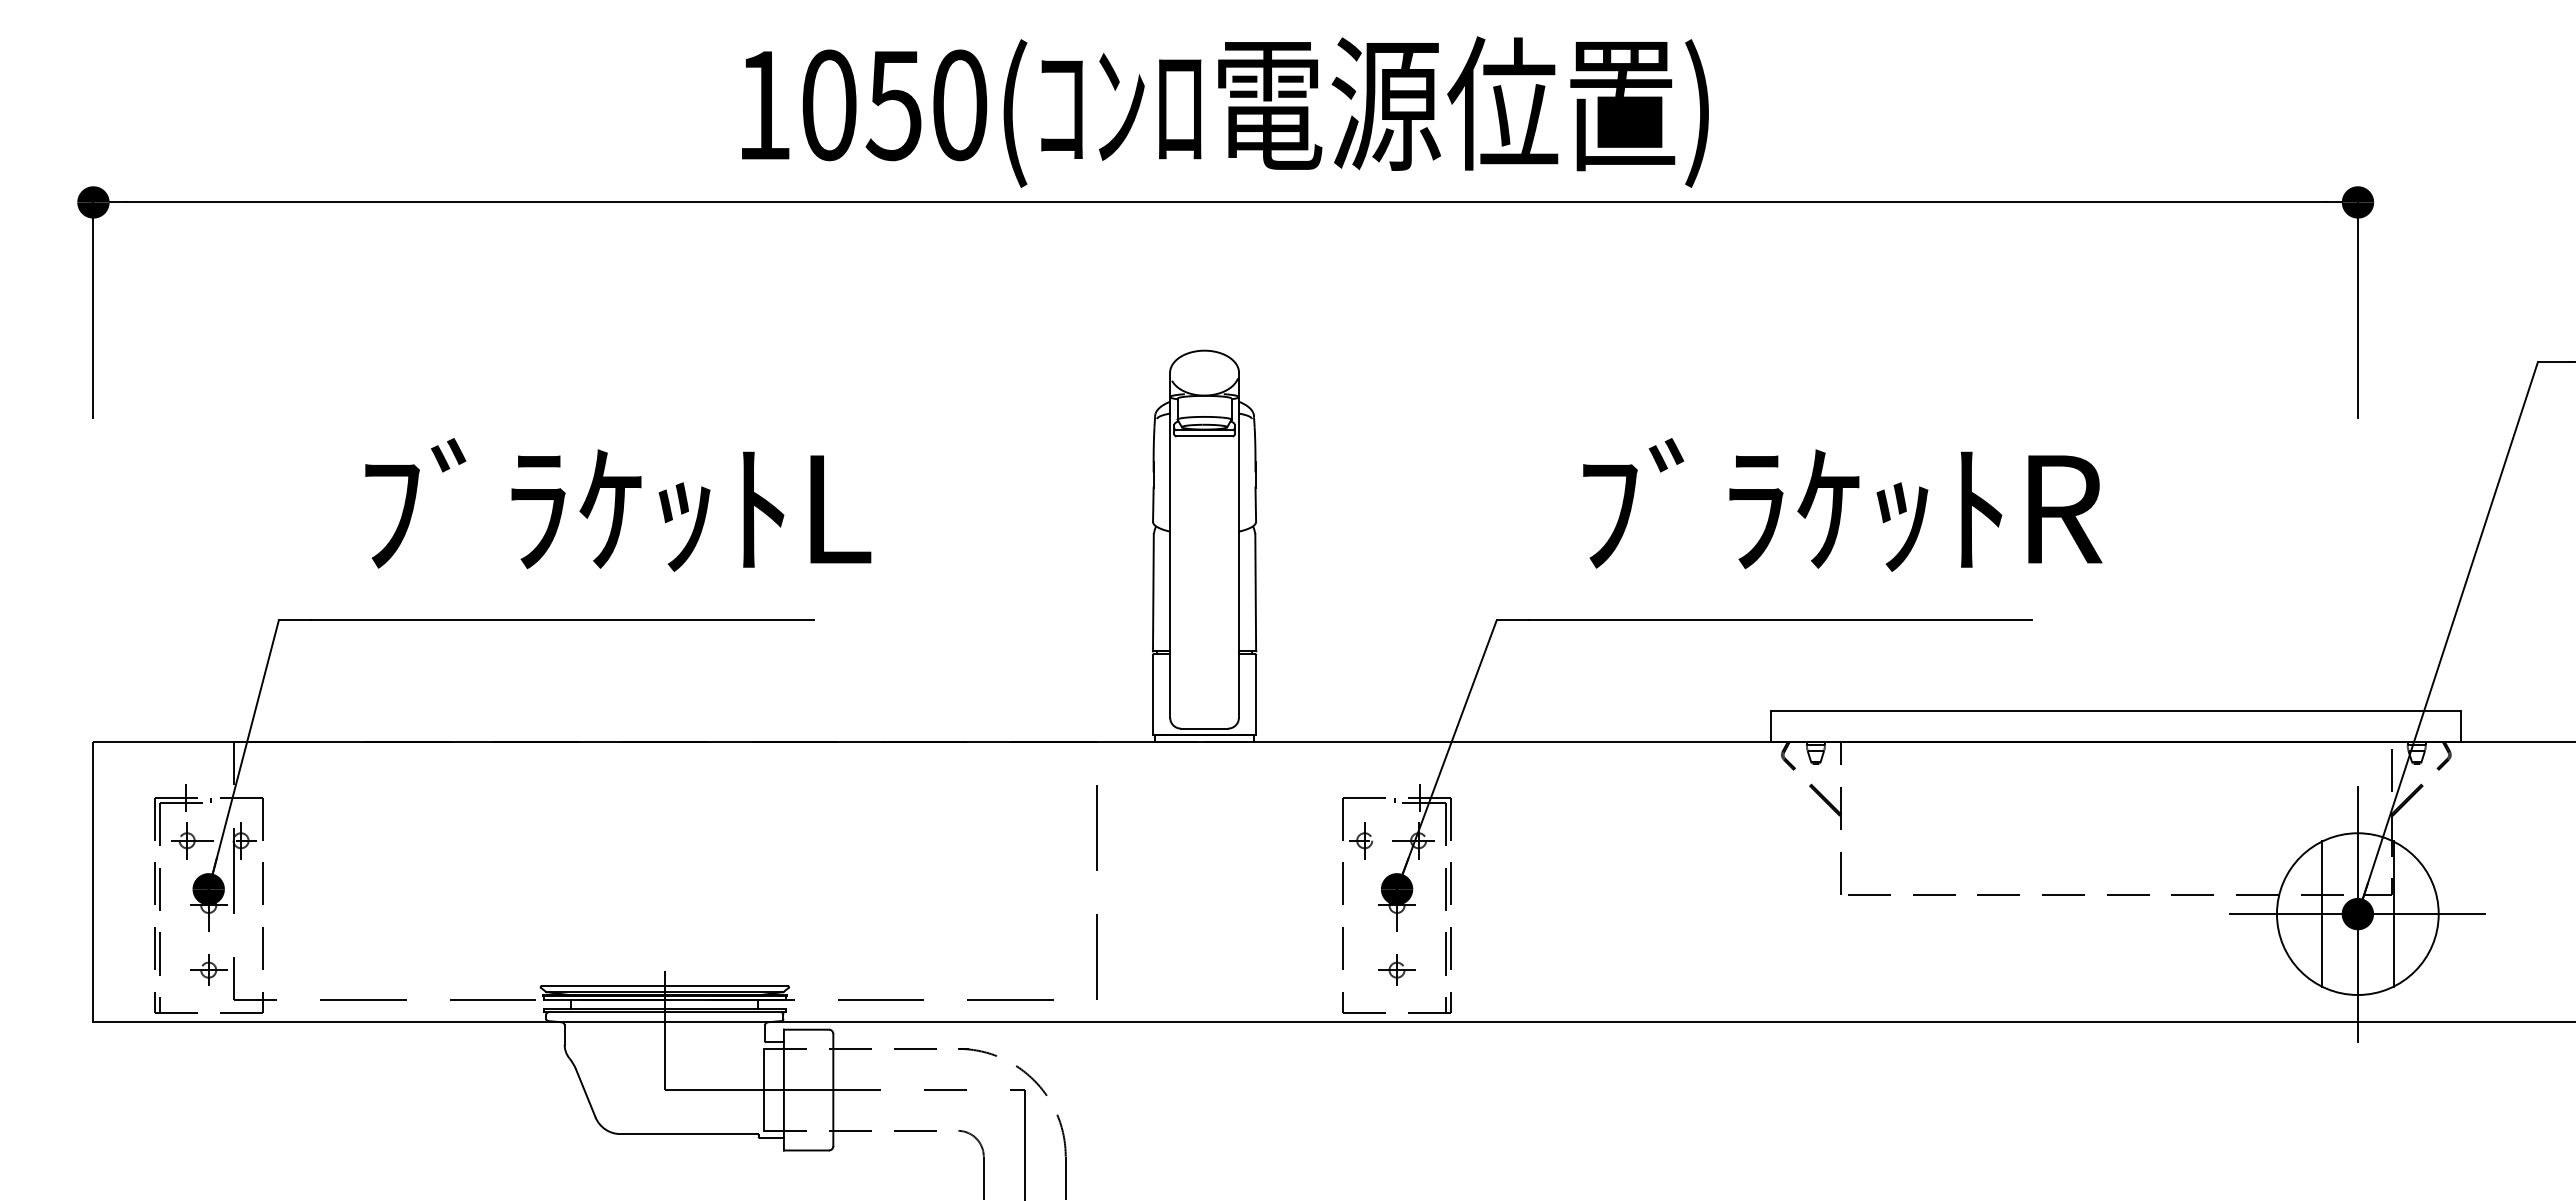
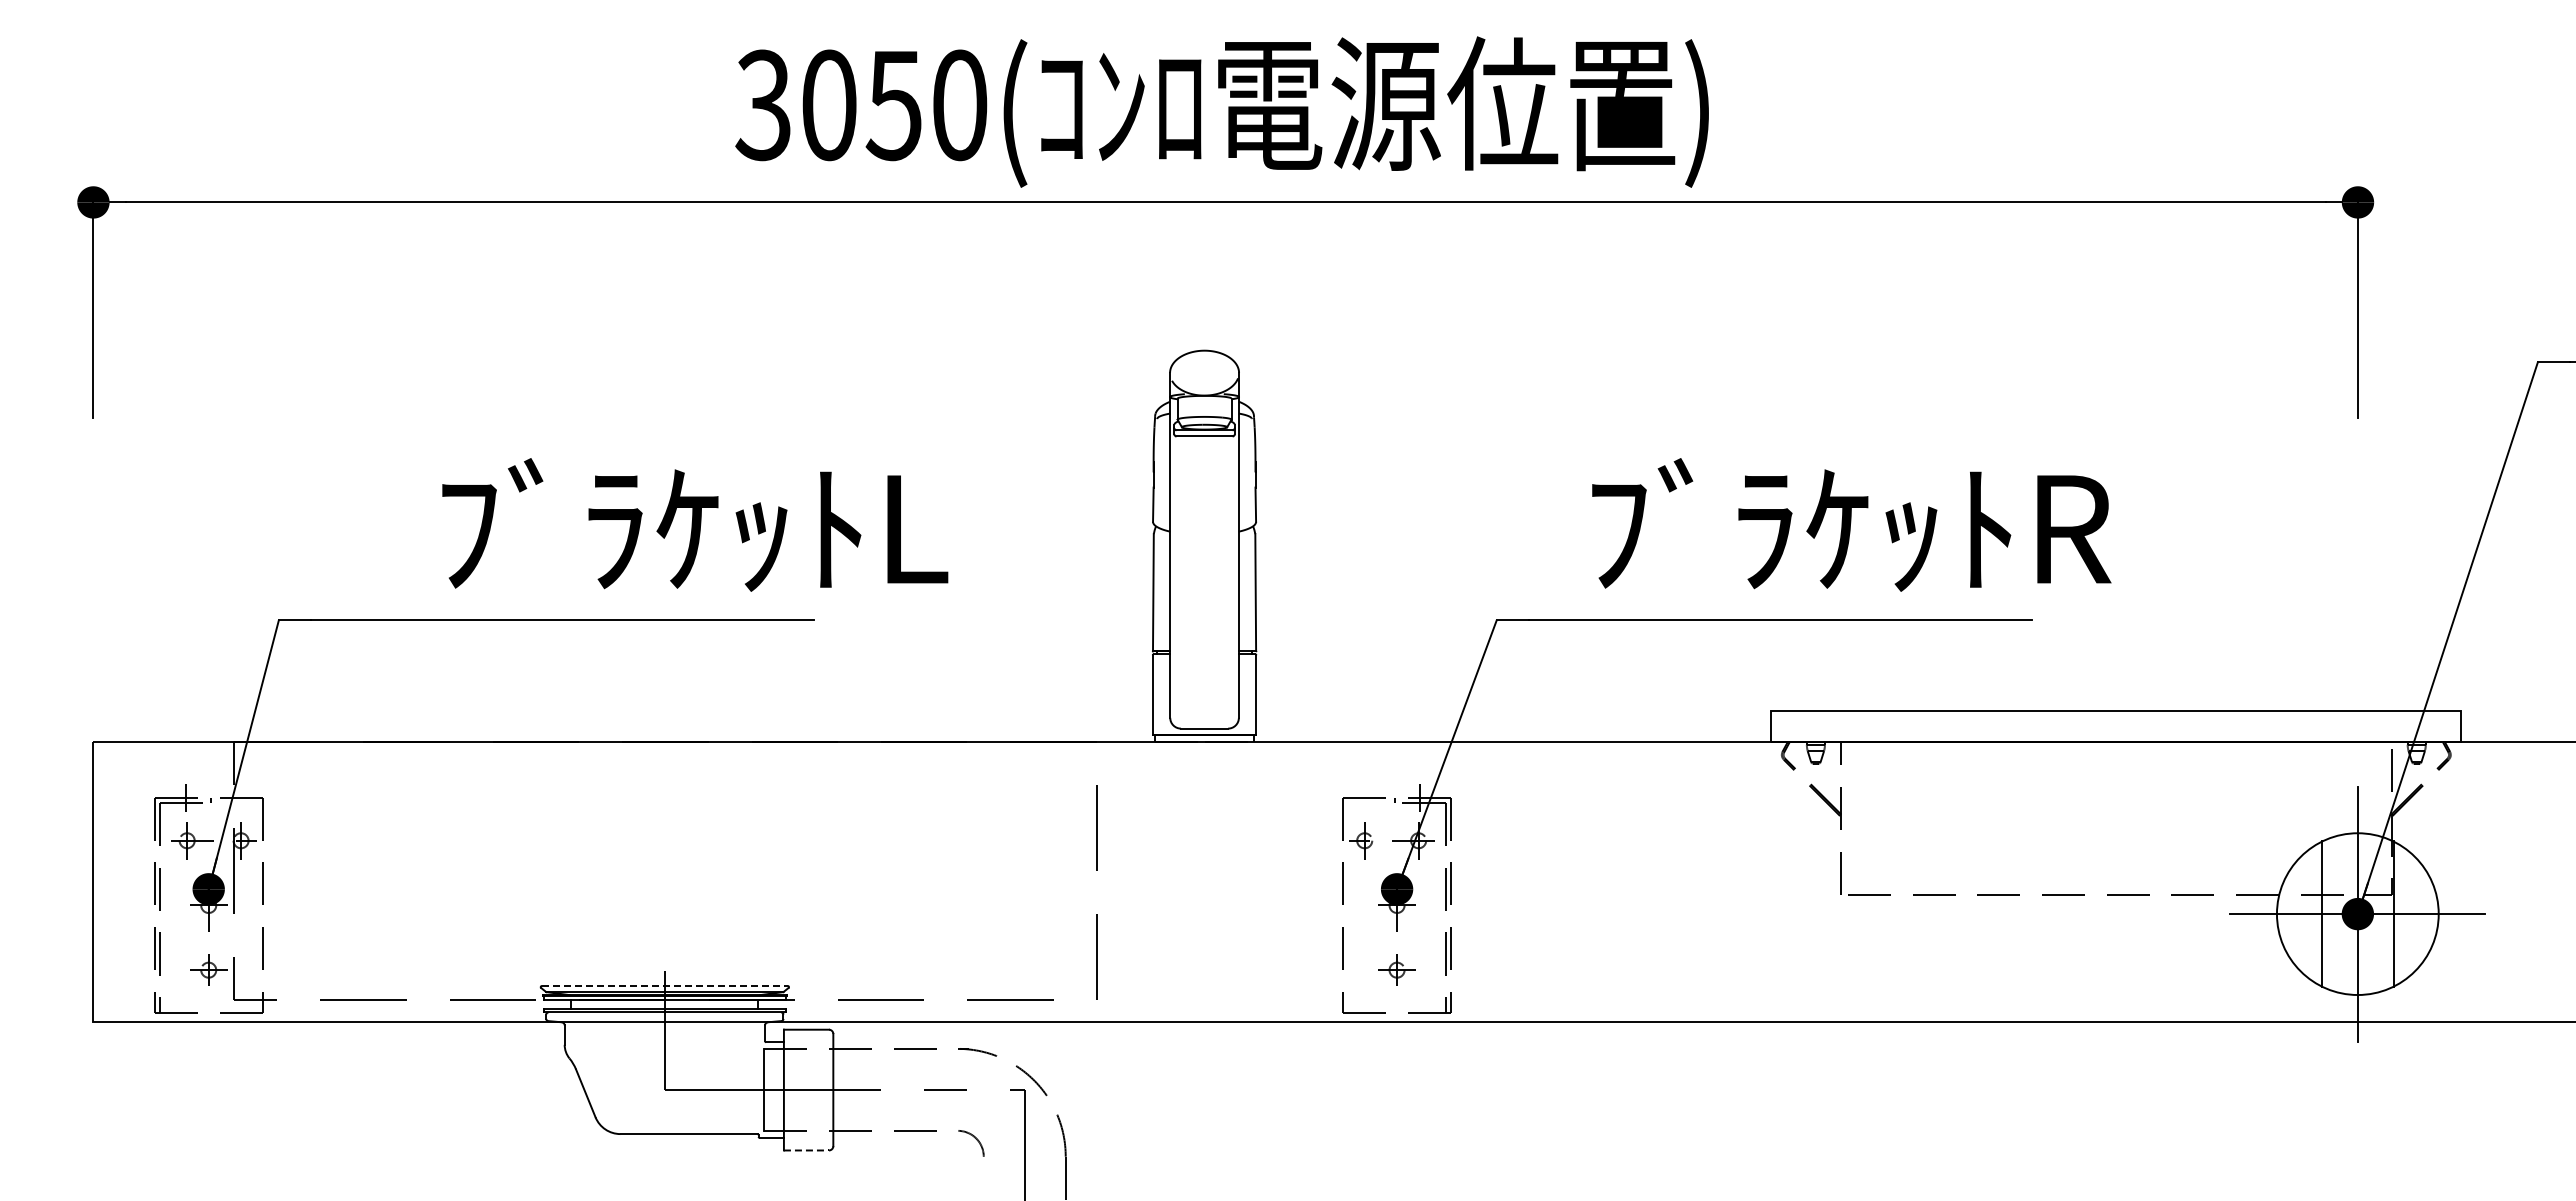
text: 1050( -> 3050( (762, 105)
text position: (618, 504) -> (695, 524) (695, 524)
text position: (1842, 504) -> (1851, 524) (1851, 524)
line: solid -> dashed (665, 986)
line: solid -> dashed (806, 1150)
line: present -> none (983, 1176)
